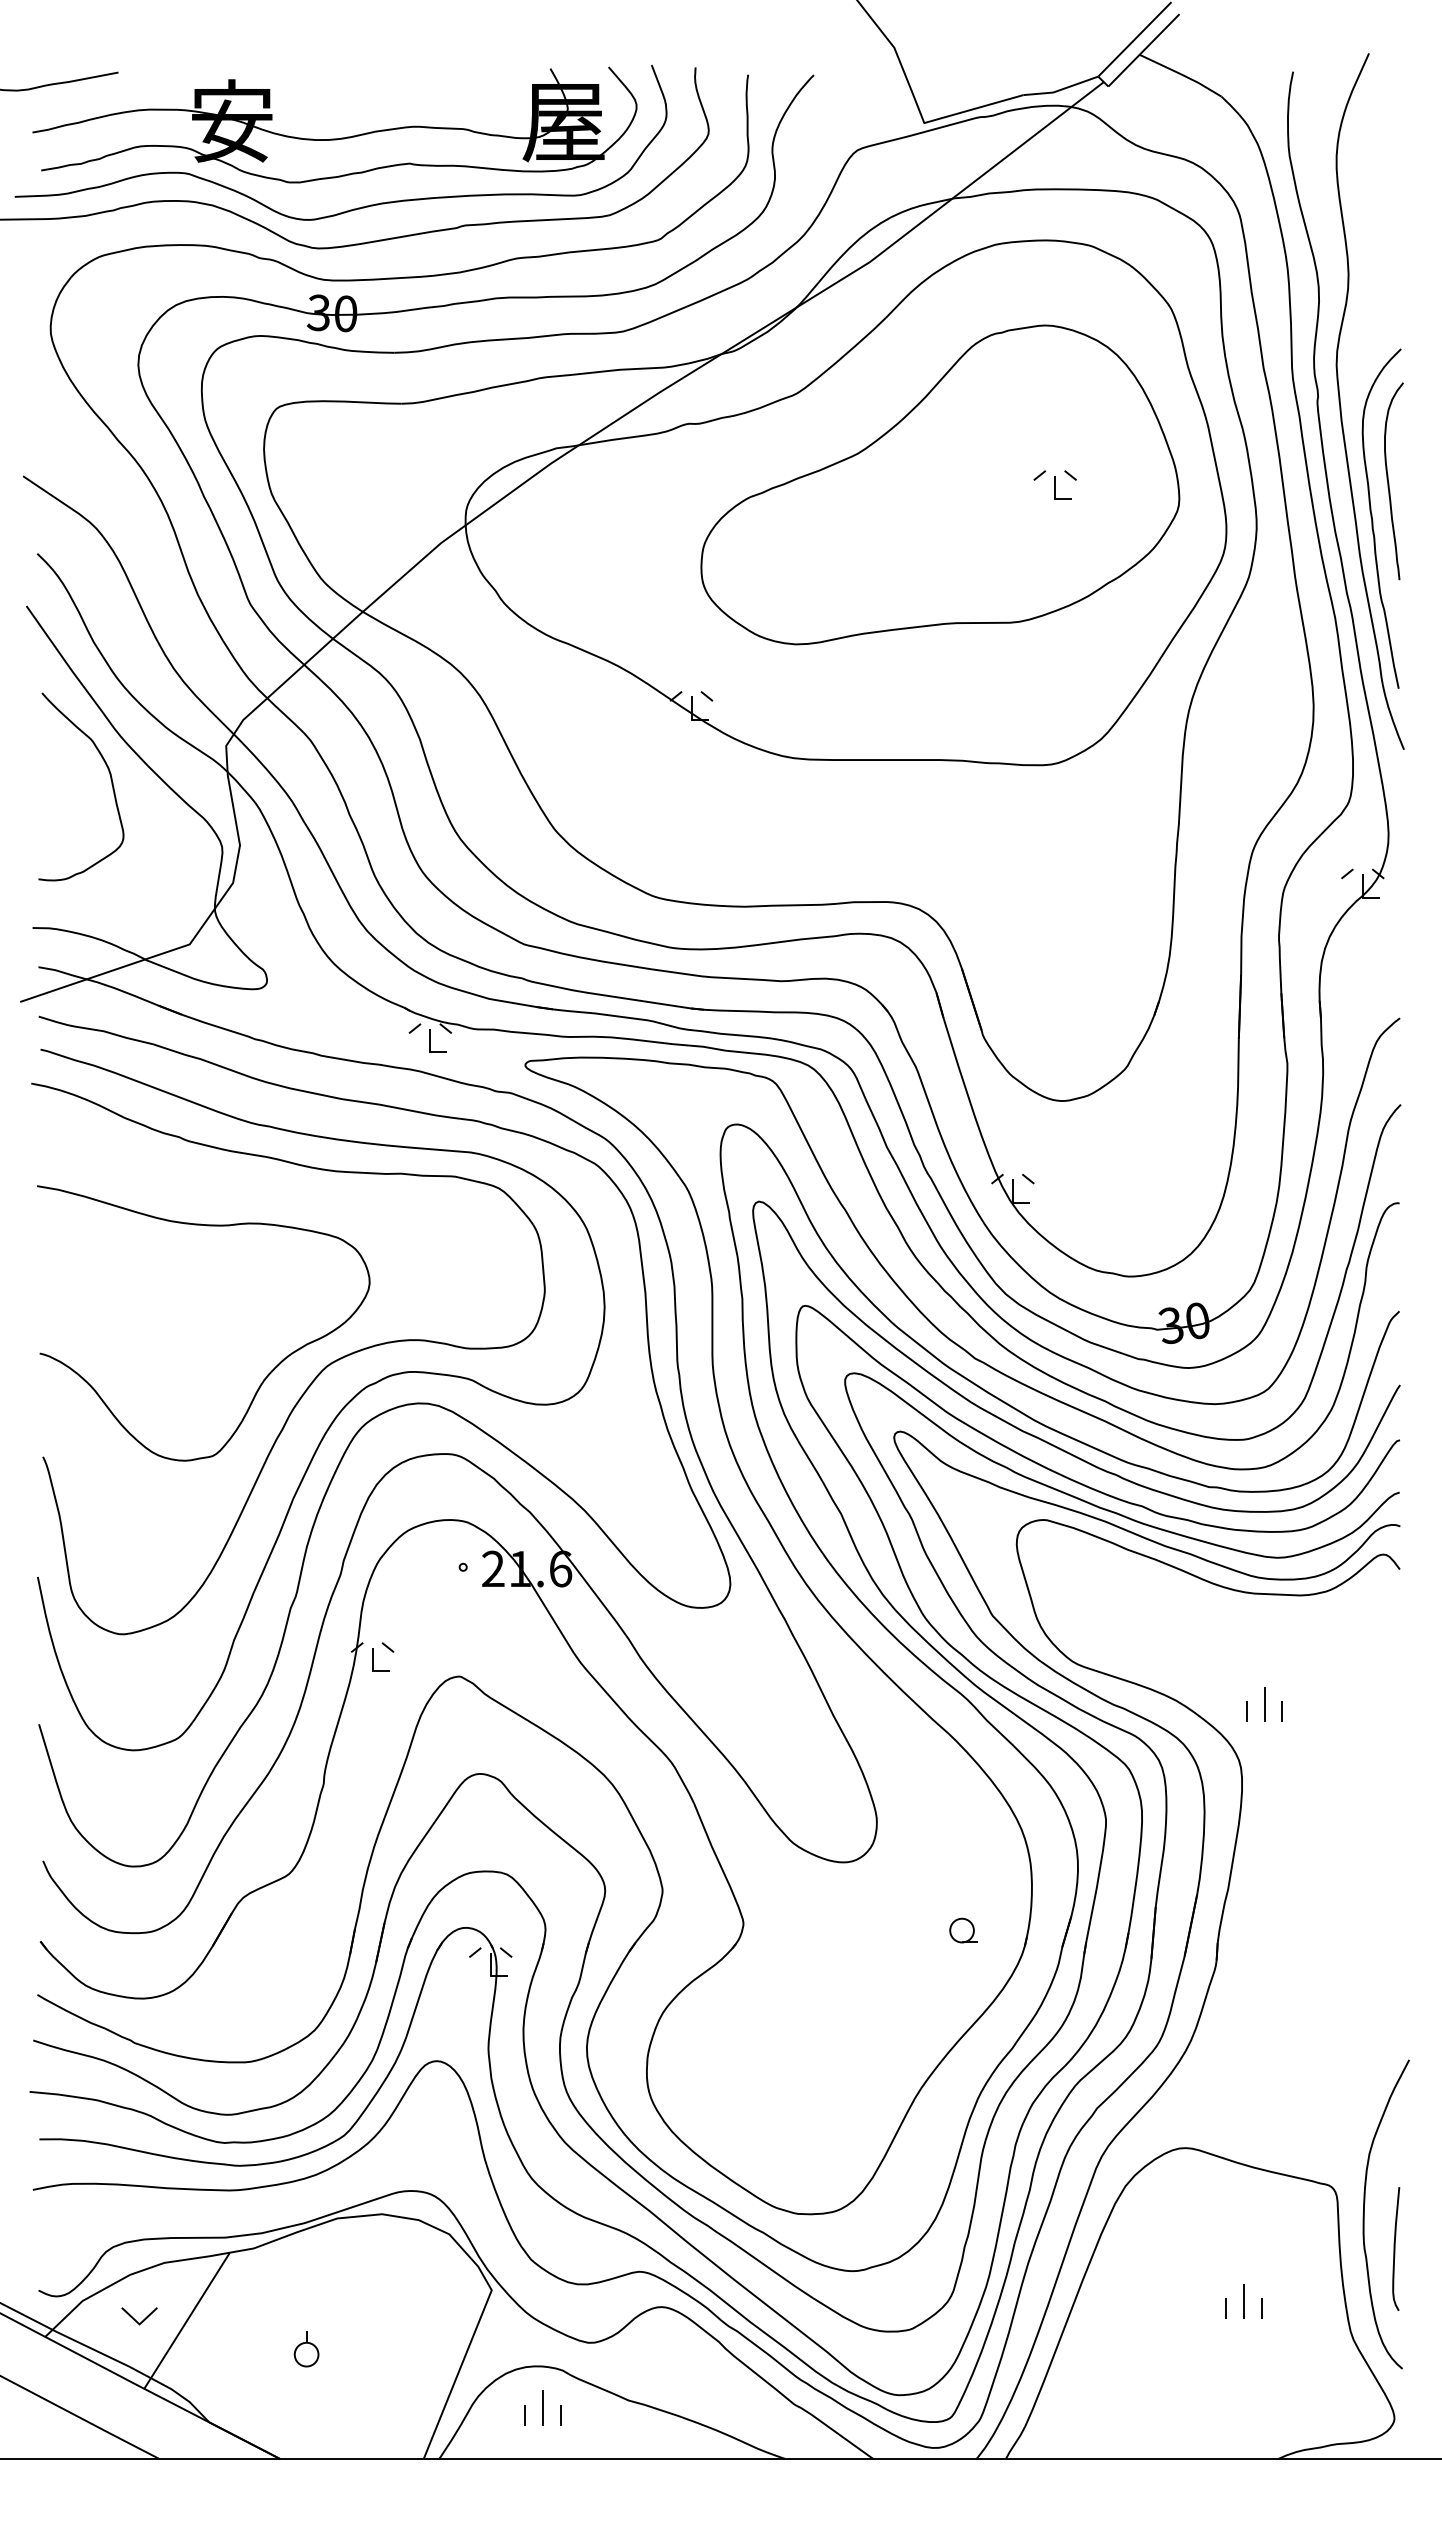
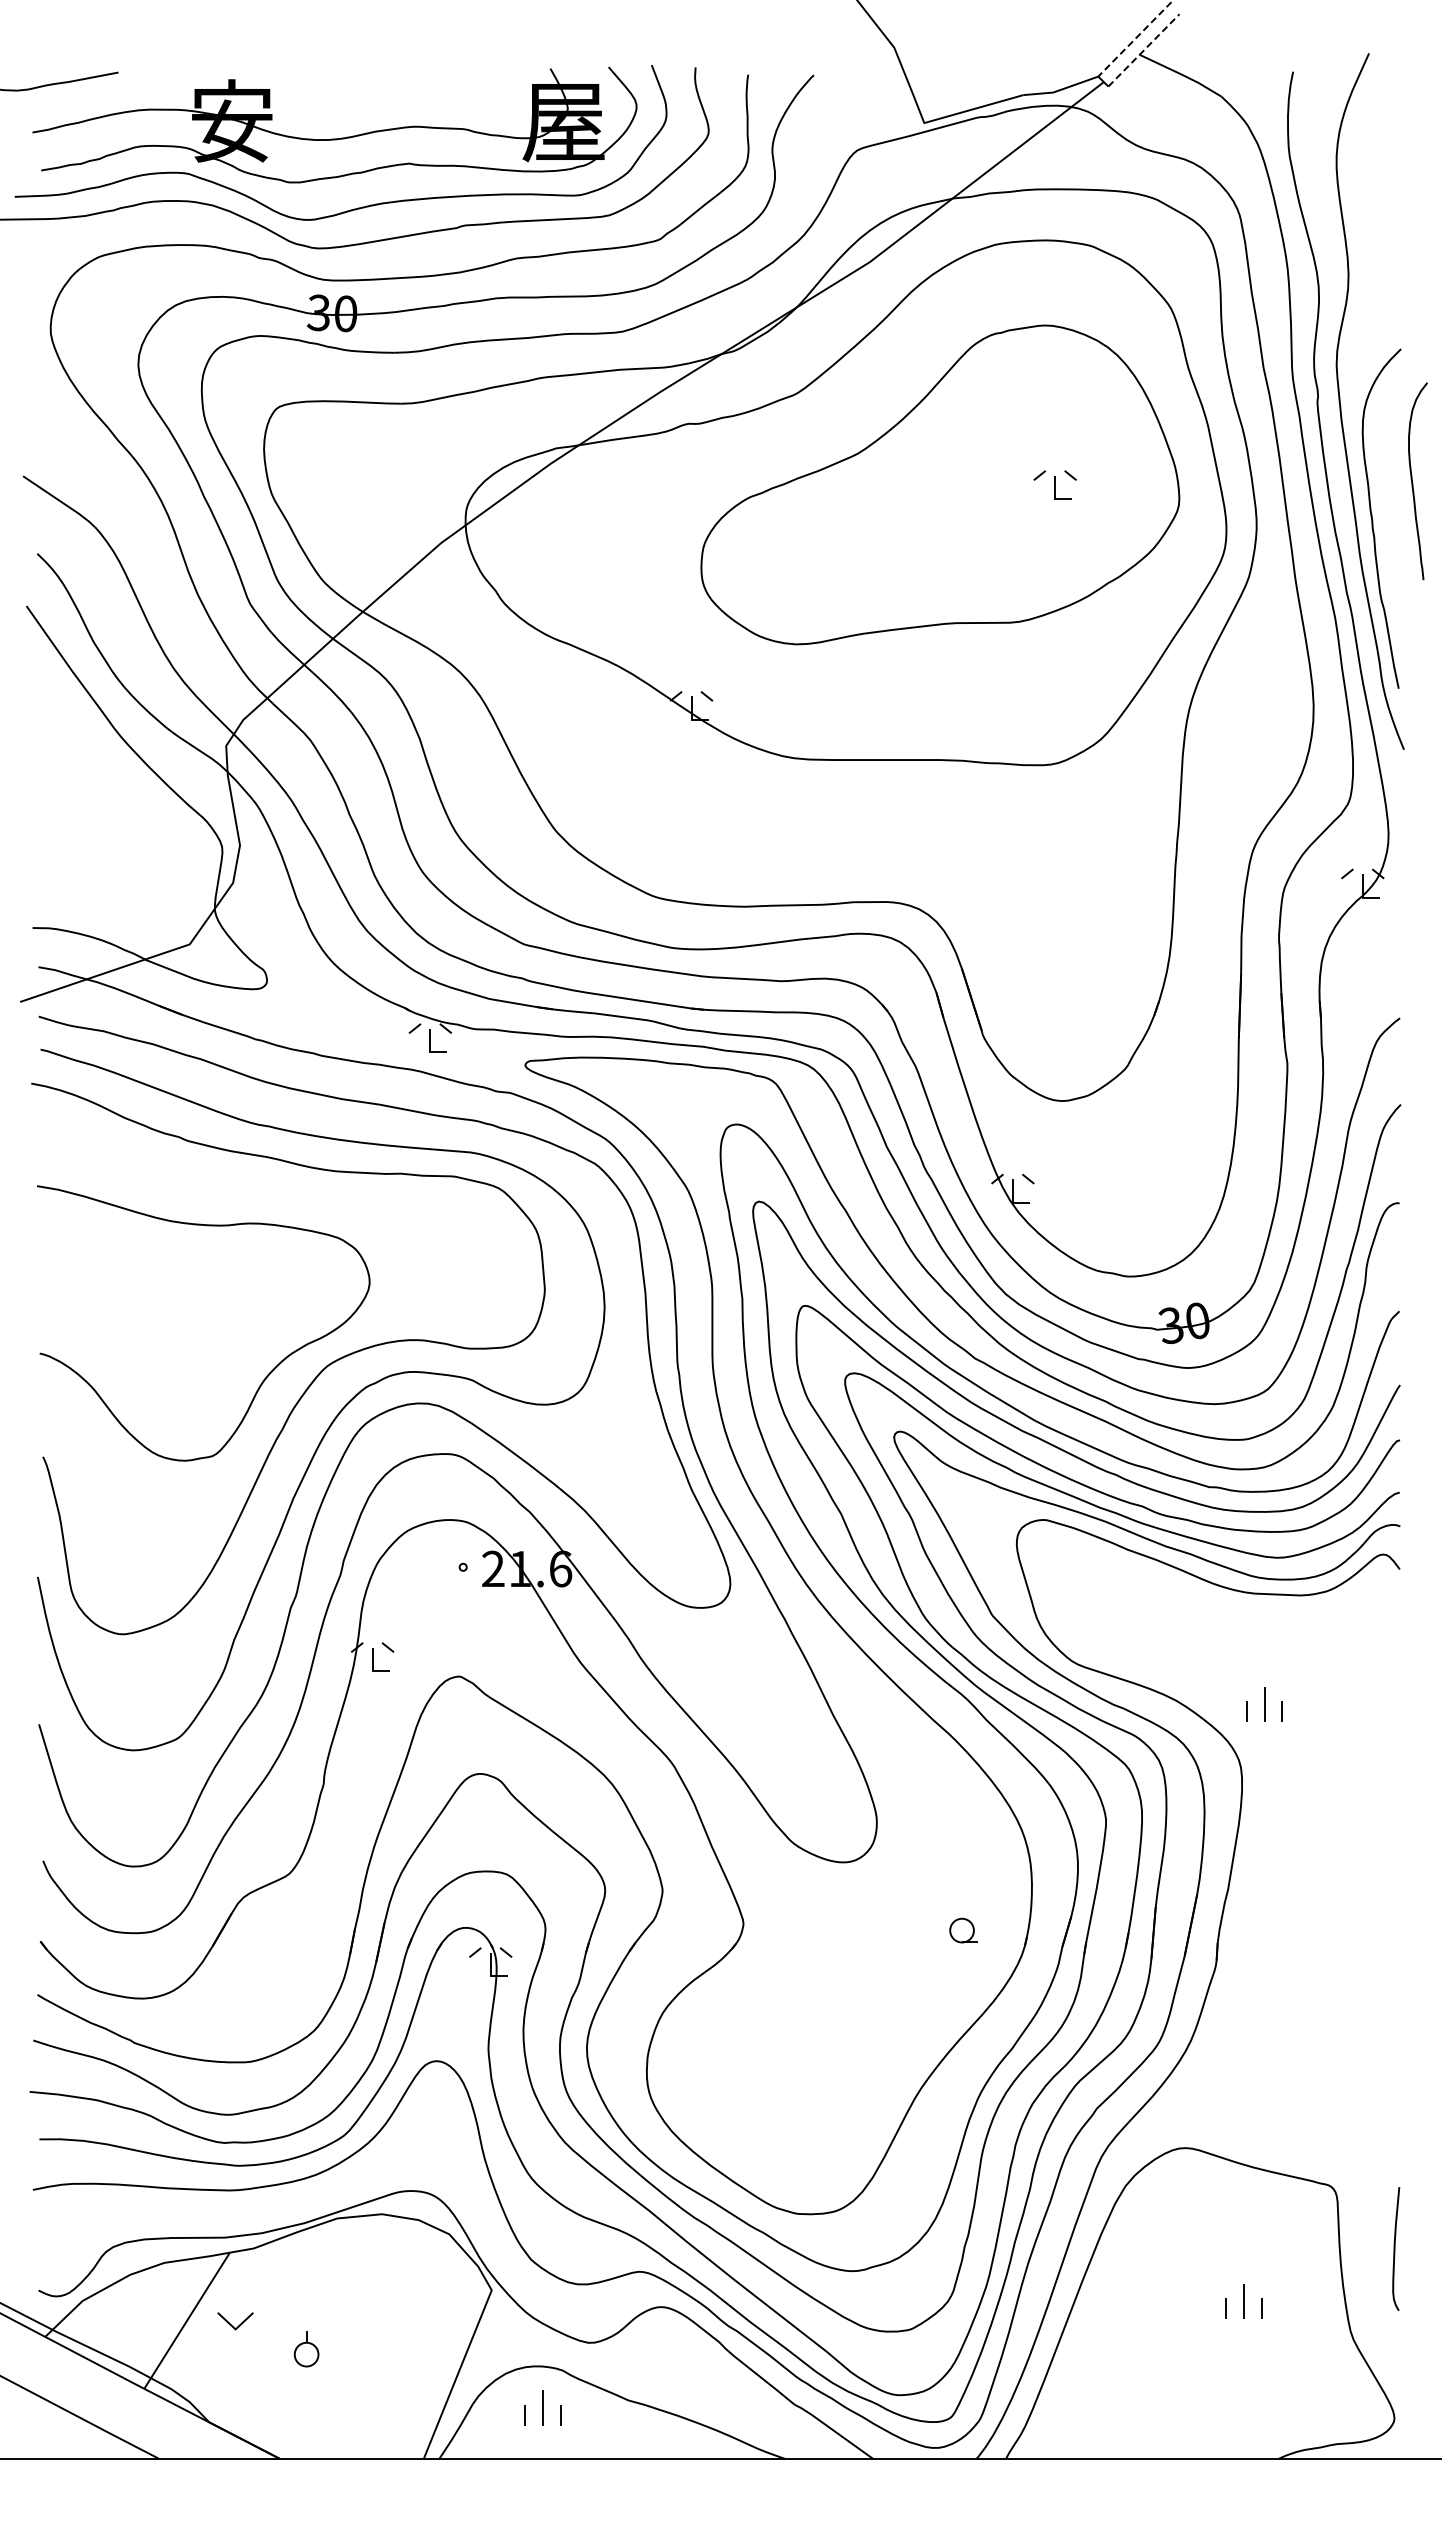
line: solid -> dashed (1134, 39)
line: solid -> dashed (1143, 50)
curve position: (1389, 483) -> (1413, 483) (1413, 483)
curve: present -> none (110, 779)
curve: present -> none (1364, 2214)
part position: (139, 2316) -> (235, 2321) (235, 2321)
